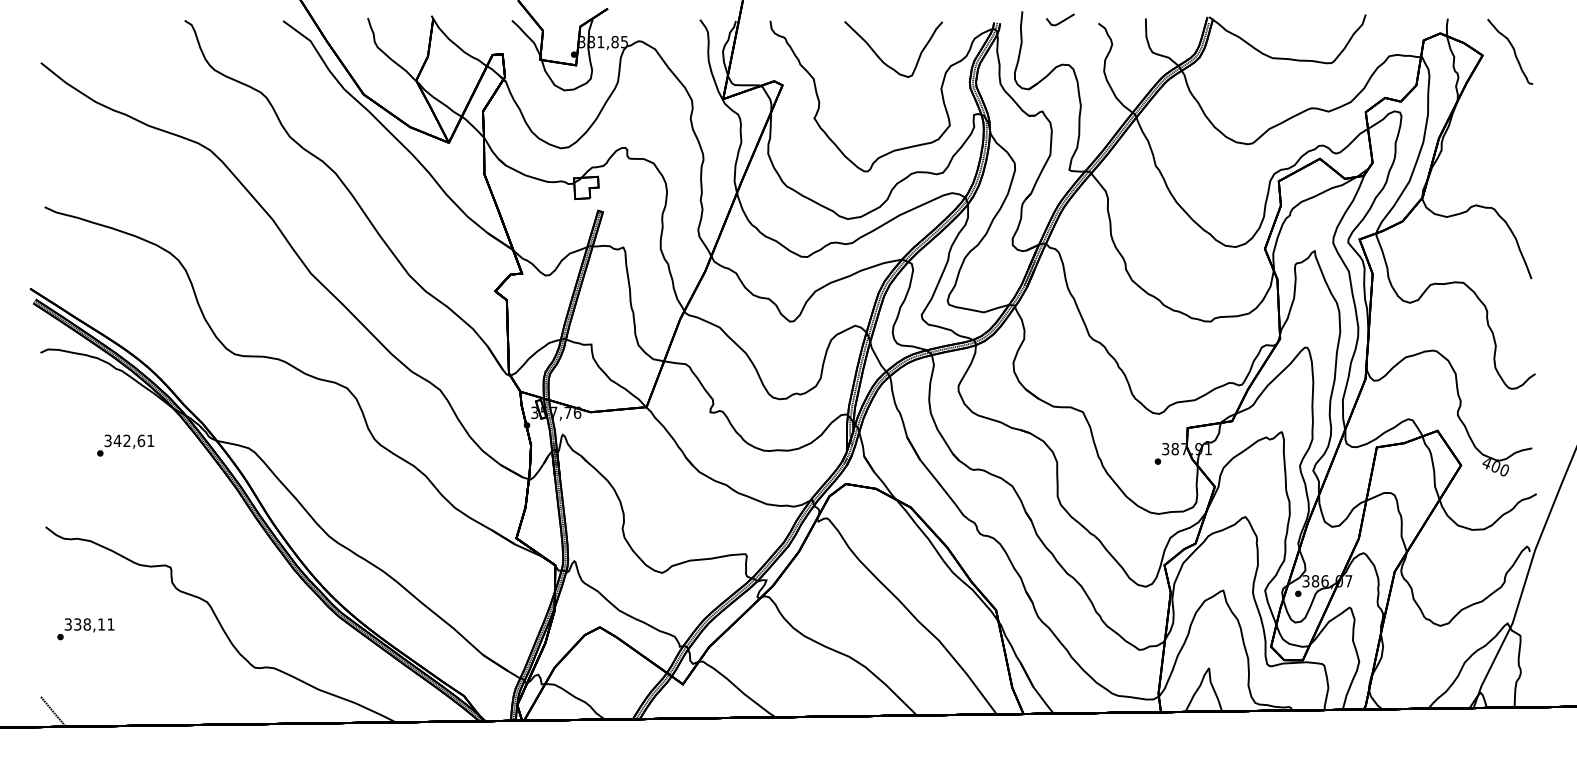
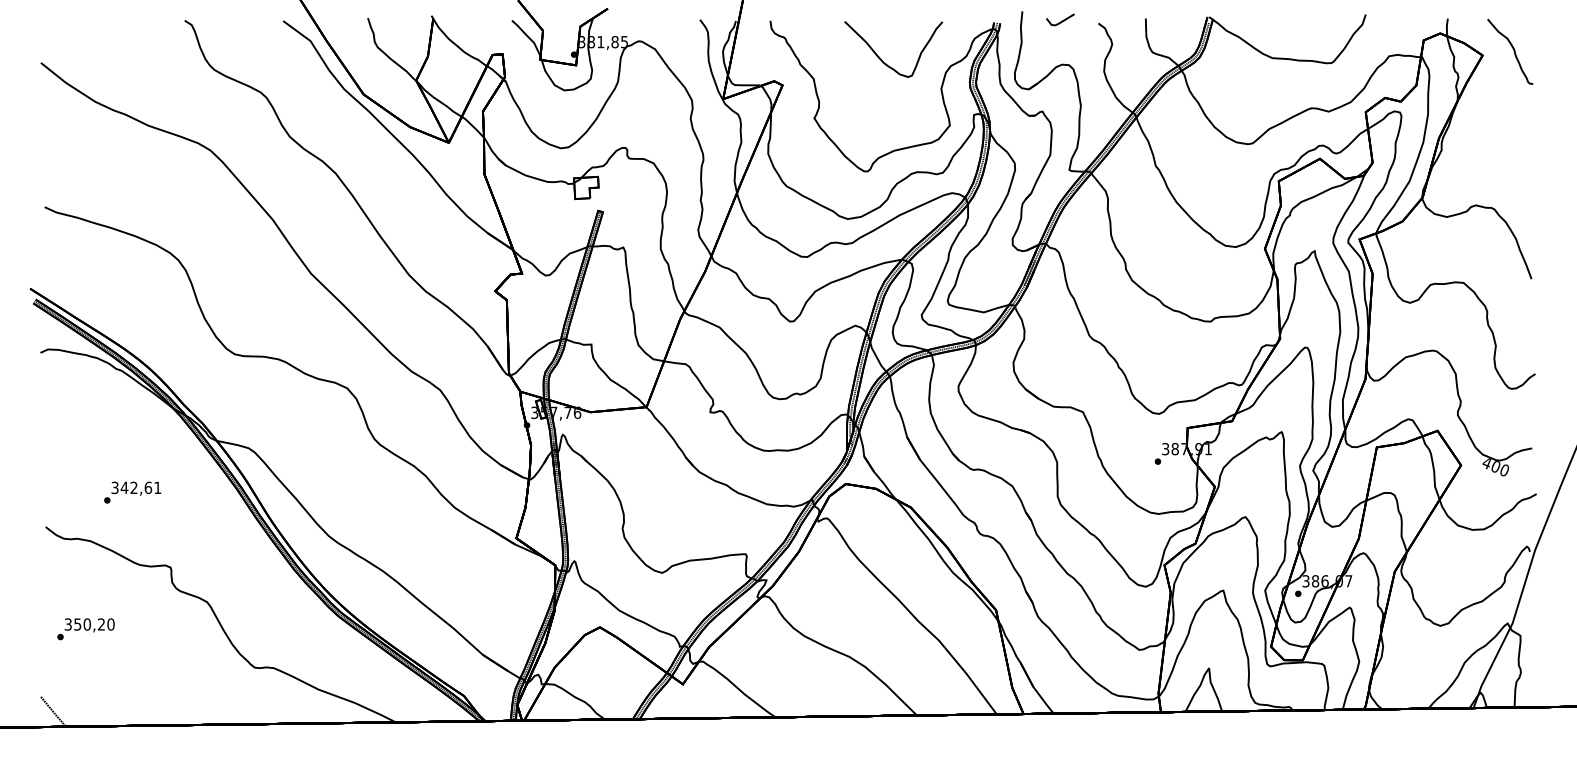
text position: (125, 445) -> (132, 492) (132, 492)
text: 338,11 -> 350,20 (94, 624)
